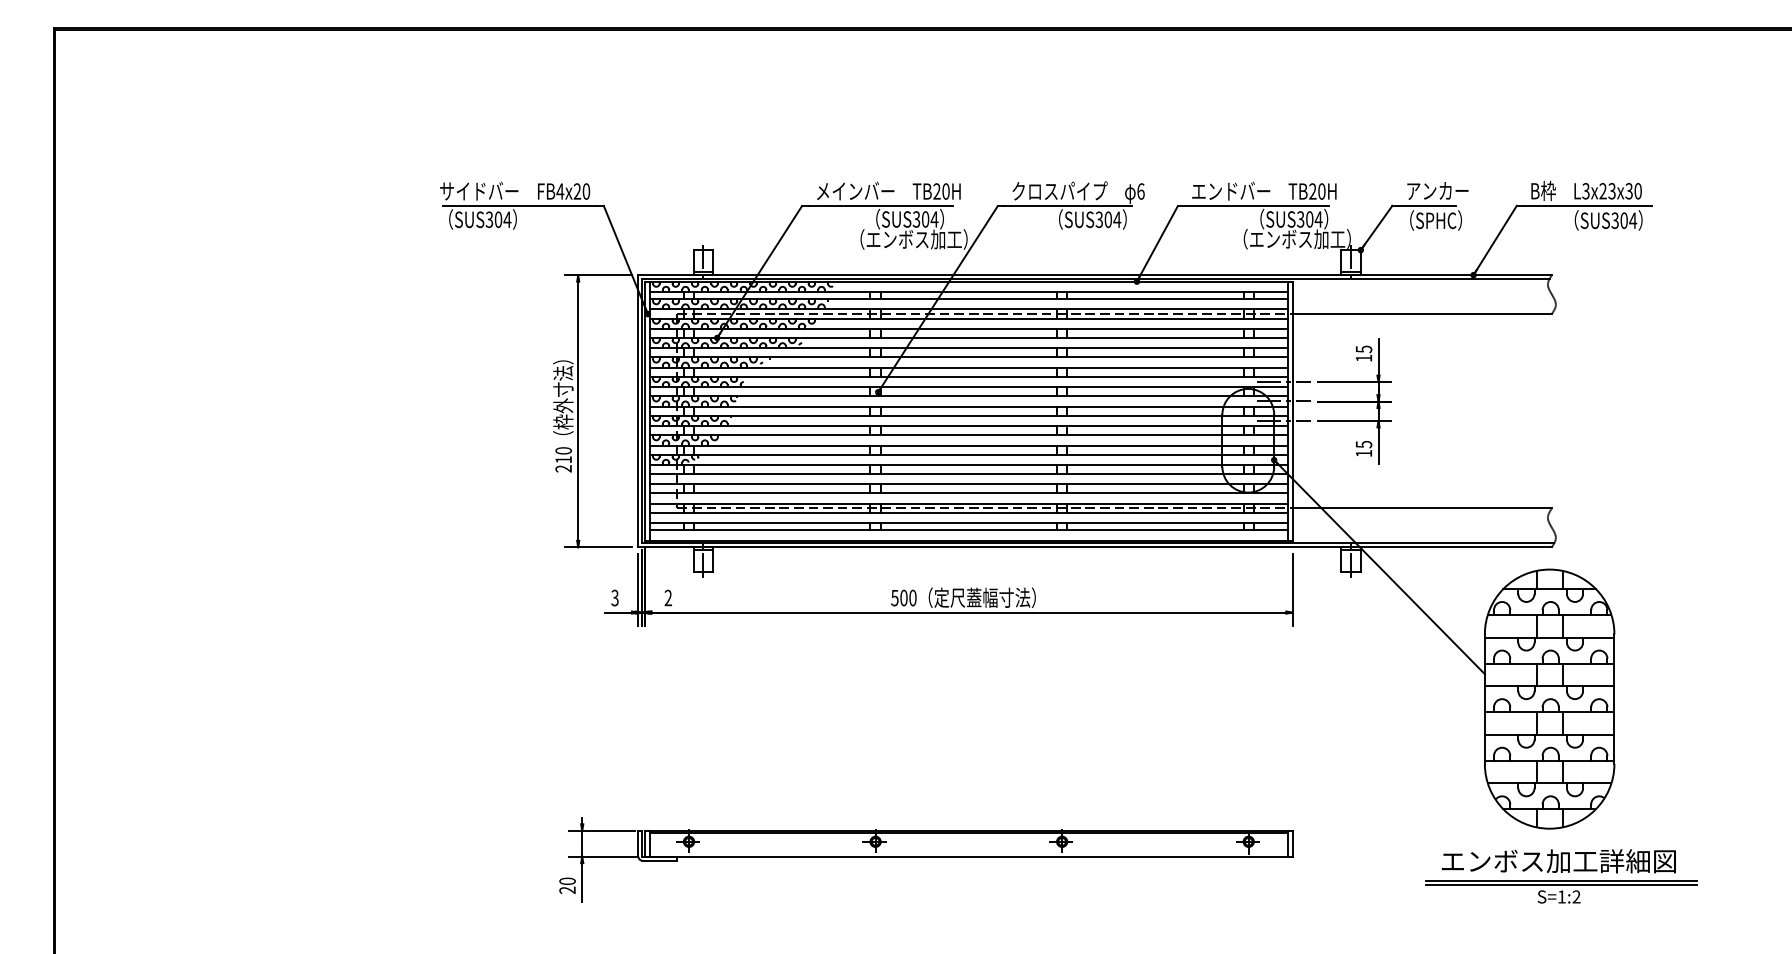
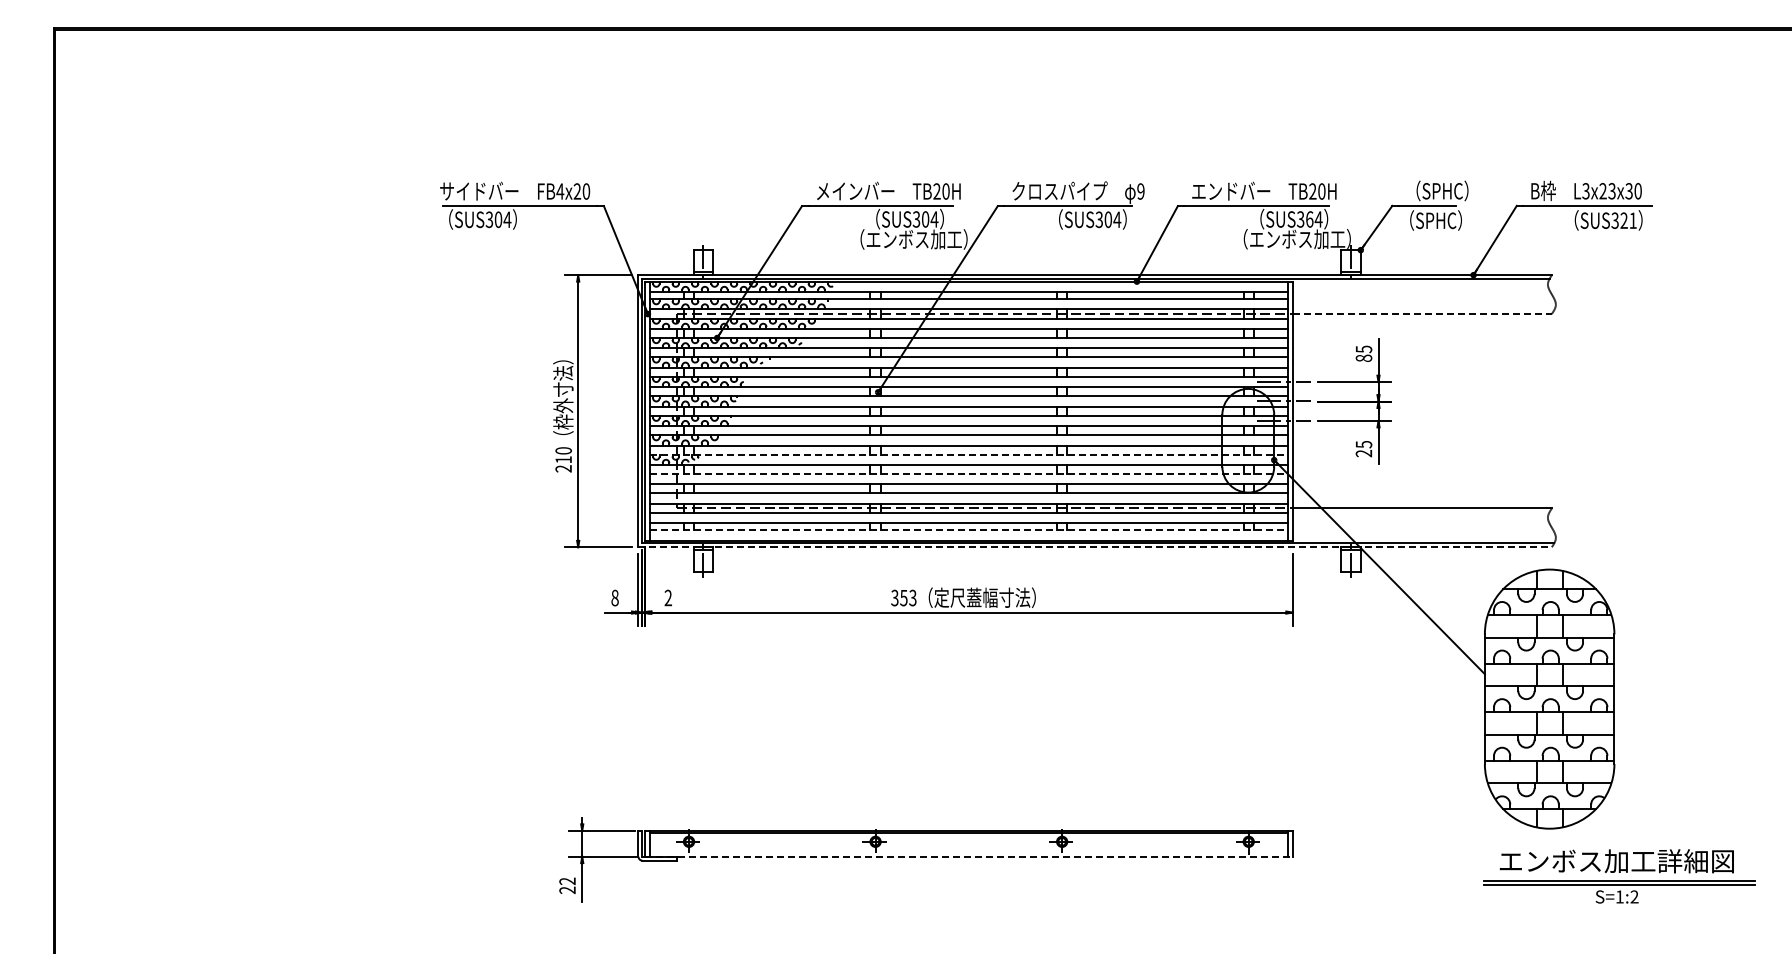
text: アンカー -> （SPHC） (1437, 190)
text: 6 -> 9 (1140, 191)
text: SUS304 -> SUS364 (1309, 219)
text: SUS304 -> SUS321 (1628, 220)
line: solid -> dashed (1422, 314)
text: 15 -> 85 (1363, 357)
text: 15 -> 25 (1363, 453)
line: solid -> dashed (968, 454)
line: solid -> dashed (968, 474)
line: solid -> dashed (968, 530)
line: solid -> dashed (1095, 547)
text: 3 -> 8 (614, 597)
text: 500 -> 353 (903, 597)
line: solid -> dashed (968, 856)
part position: (1561, 876) -> (1619, 876) (1619, 876)
text: 20 -> 22 (567, 880)
